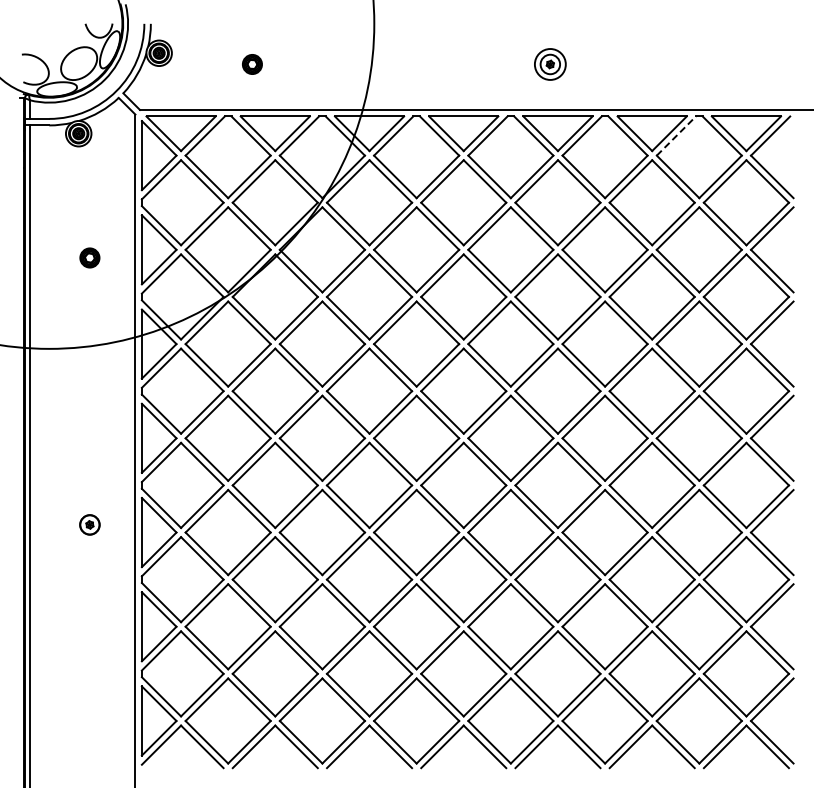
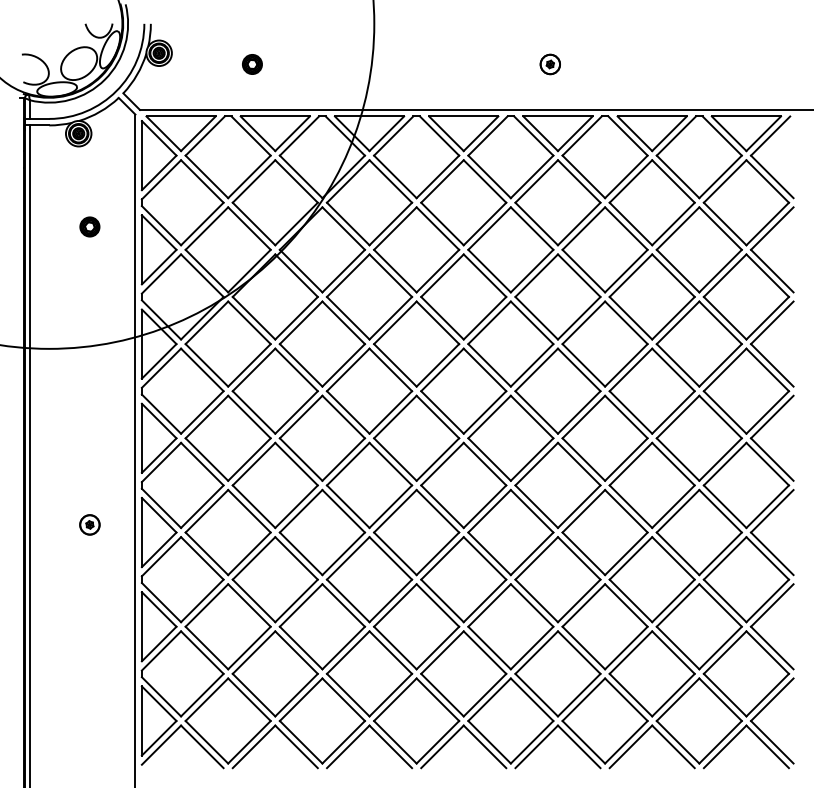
circle diameter: 31 px -> 19 px (550, 64)
line: dashed -> solid (676, 136)
part position: (89, 257) -> (89, 226) (89, 226)
